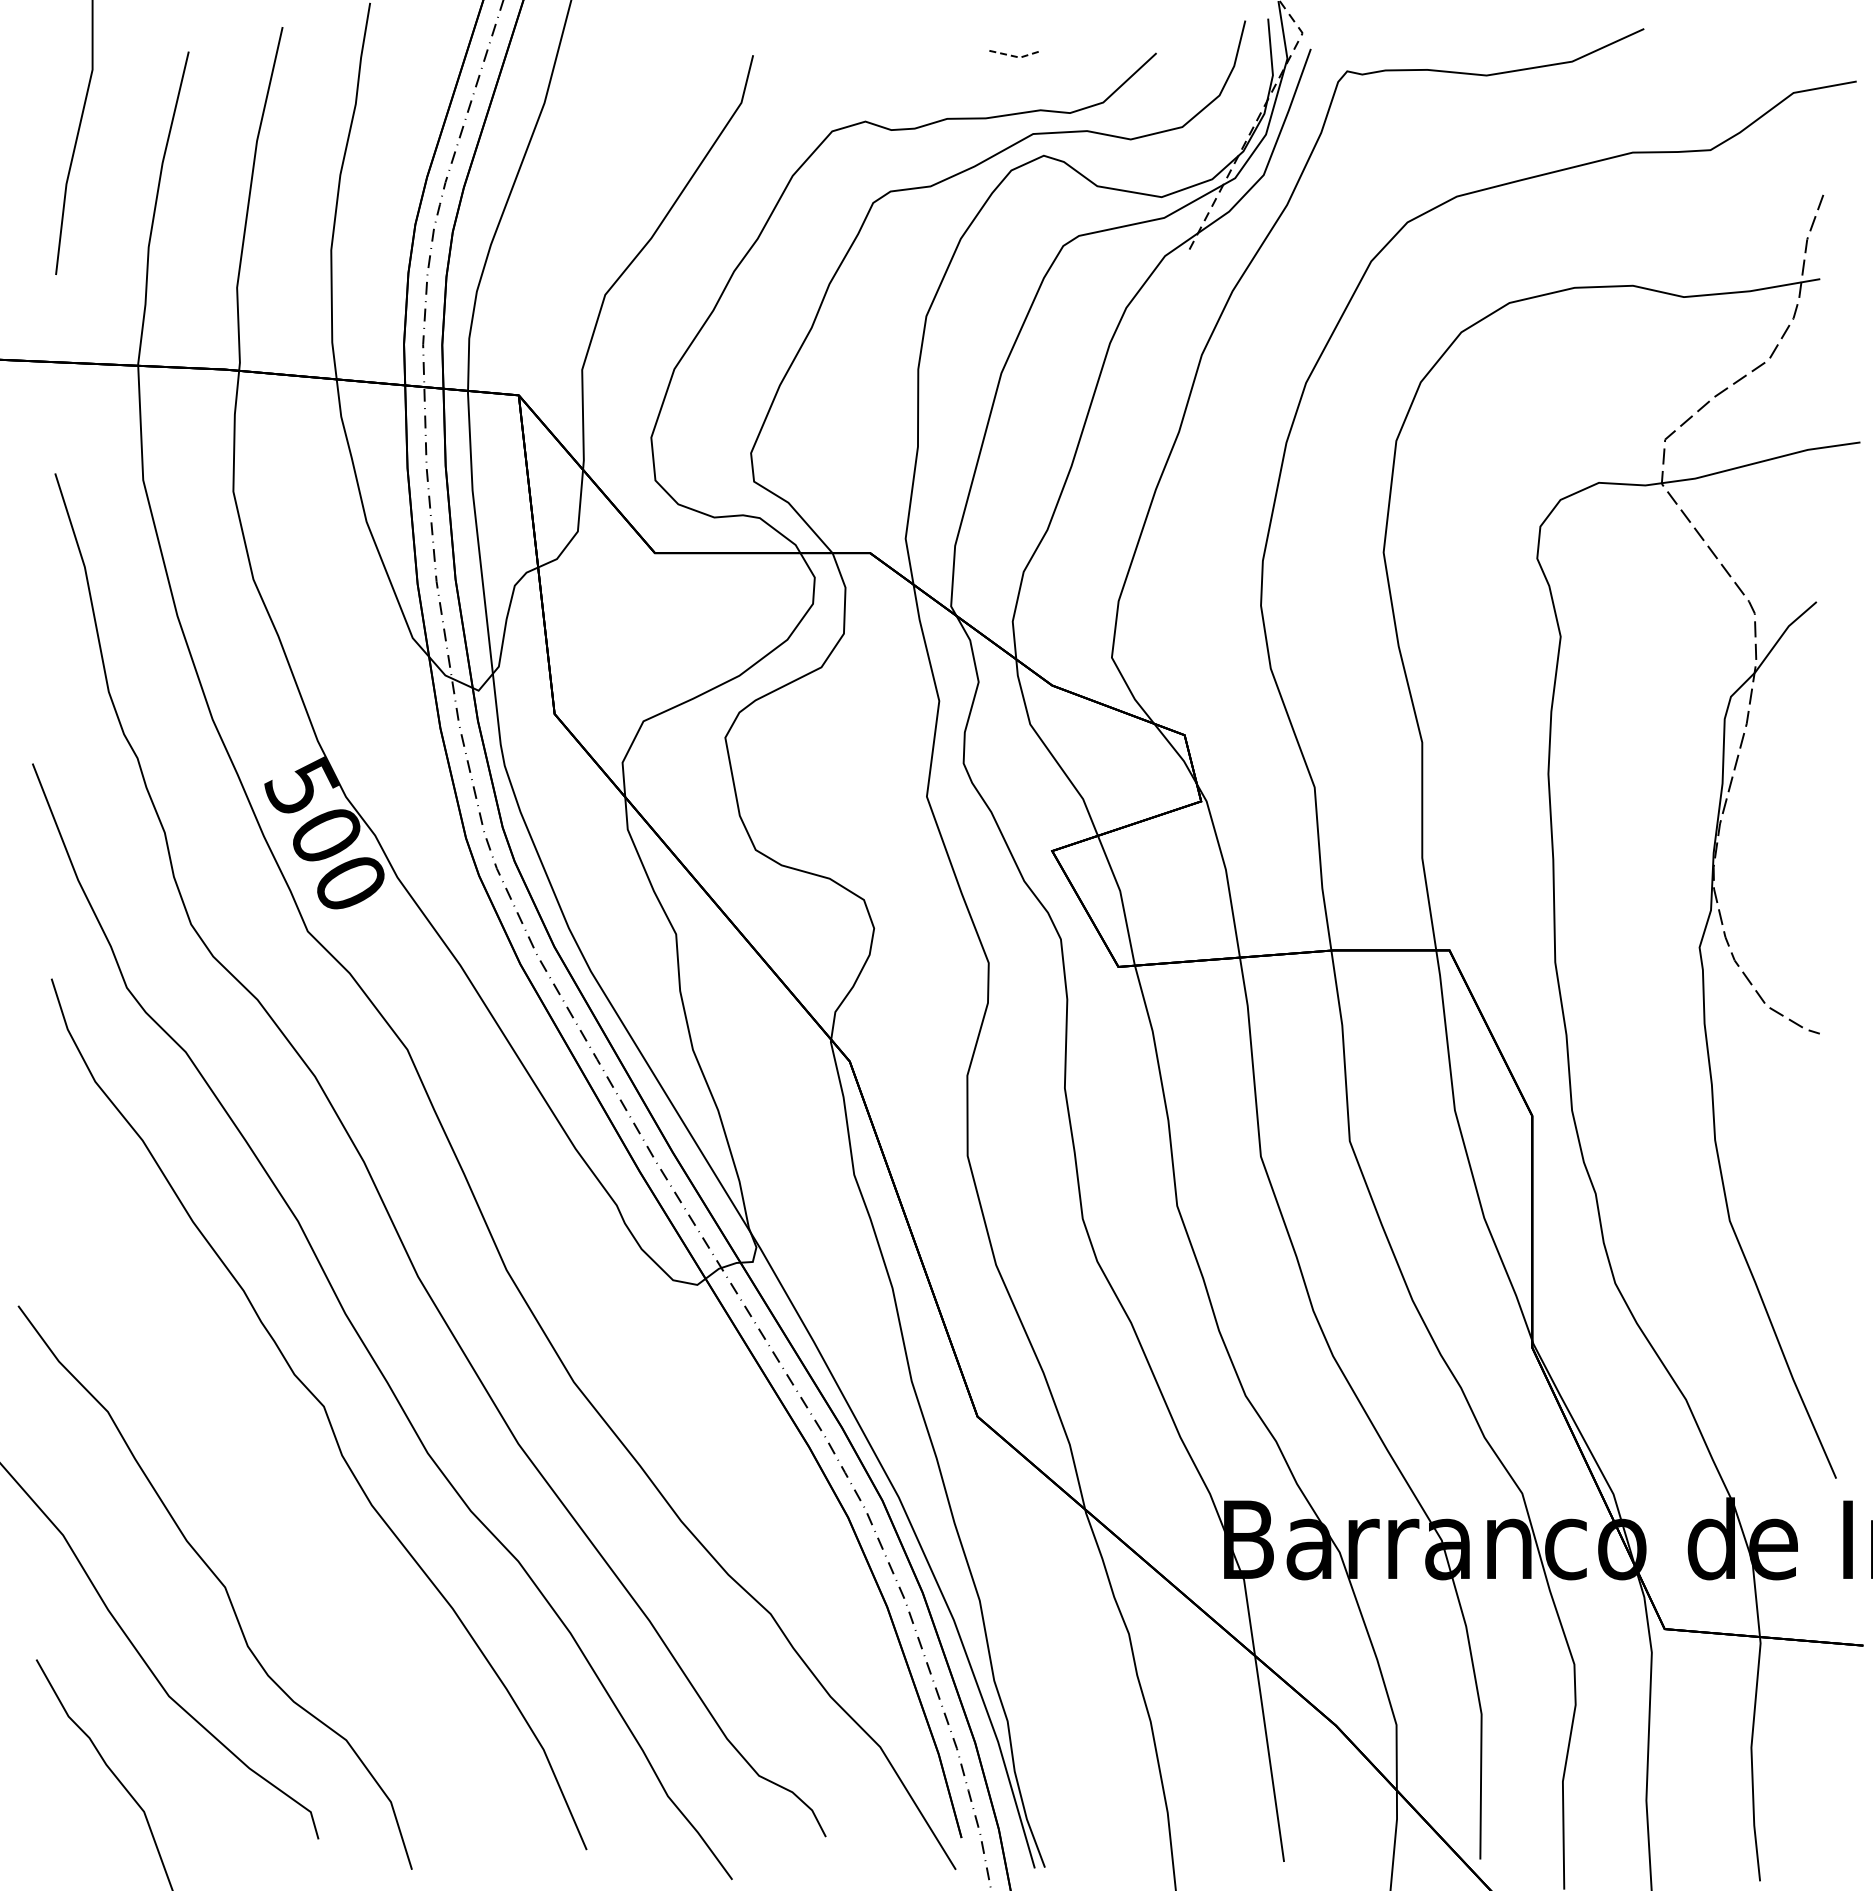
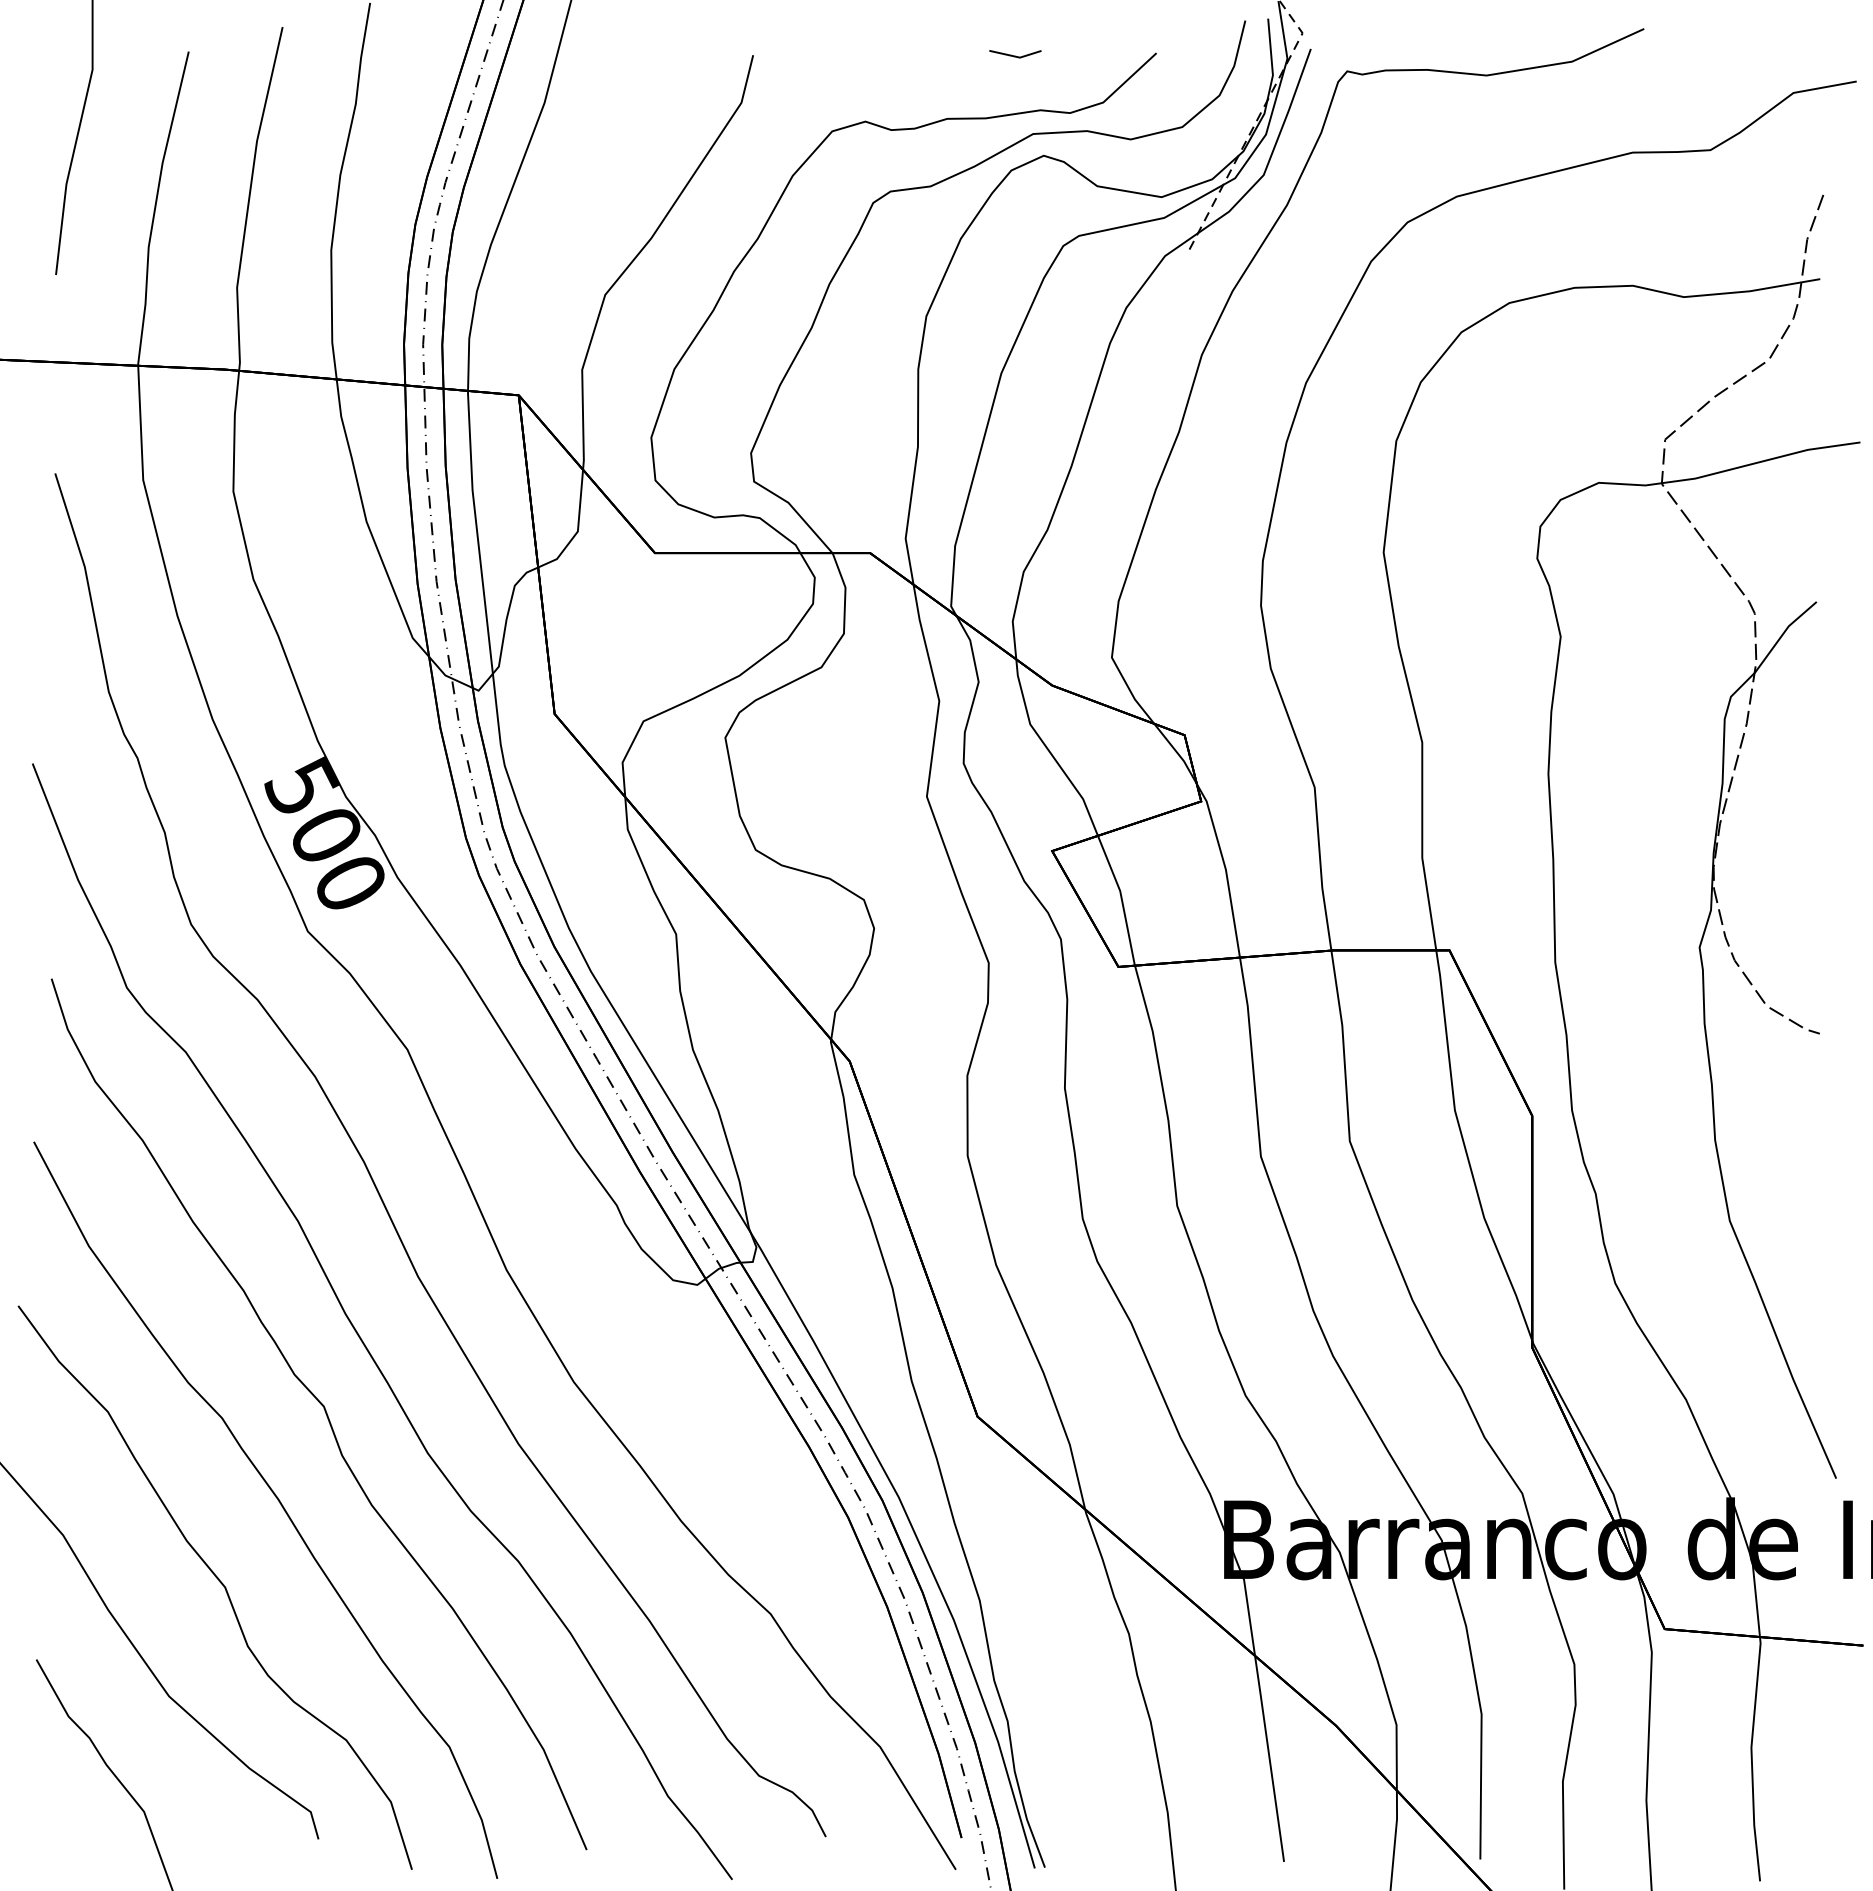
line: dashed -> solid (1016, 56)
curve: none -> present (277, 1500)
